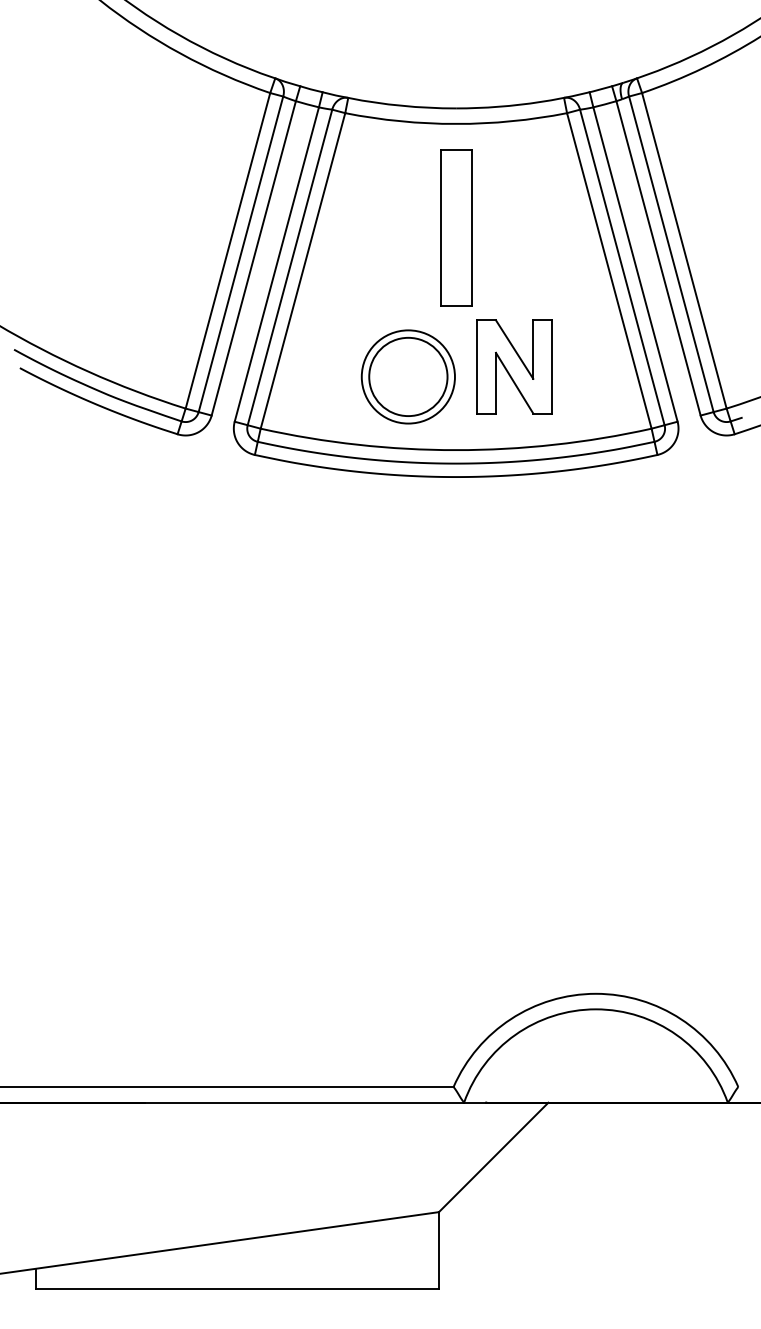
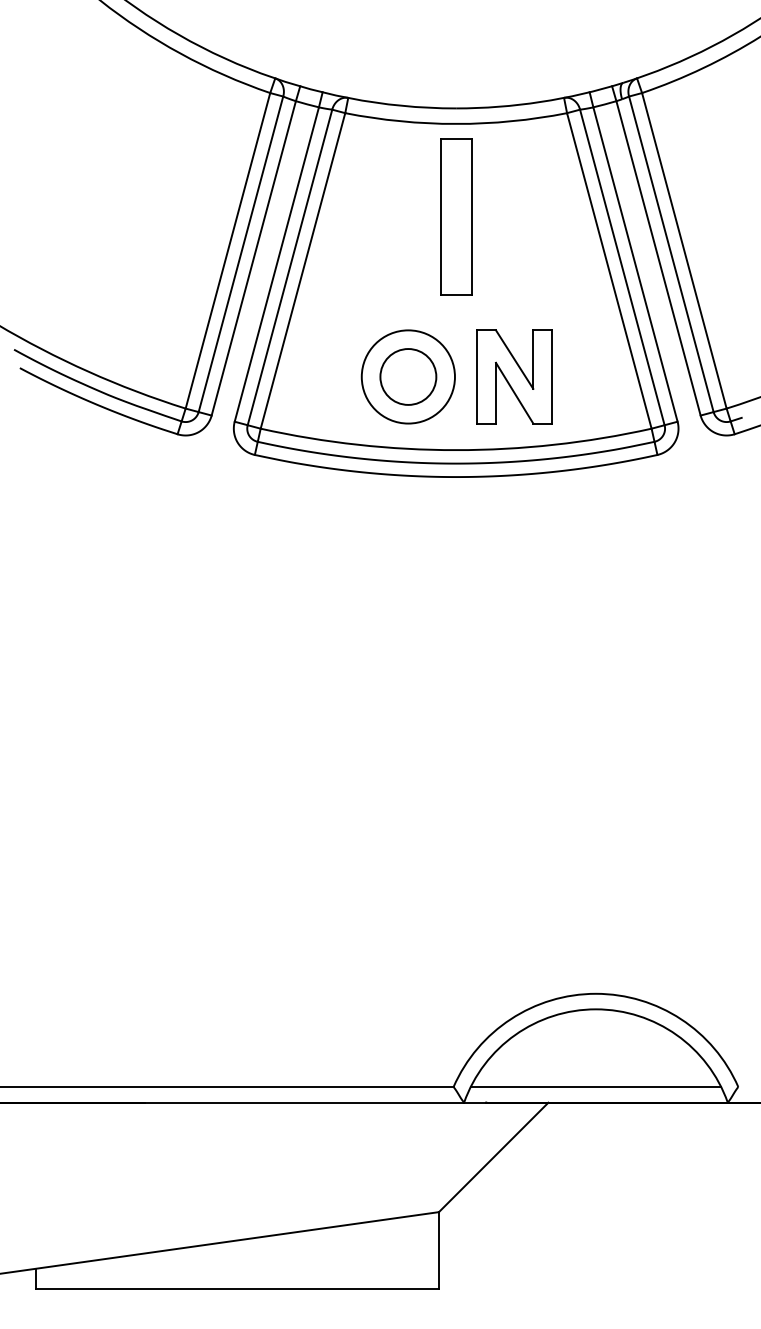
part position: (456, 227) -> (456, 216) (456, 216)
part position: (514, 366) -> (514, 376) (514, 376)
circle diameter: 78 px -> 56 px (408, 376)
line: none -> present (595, 1087)
